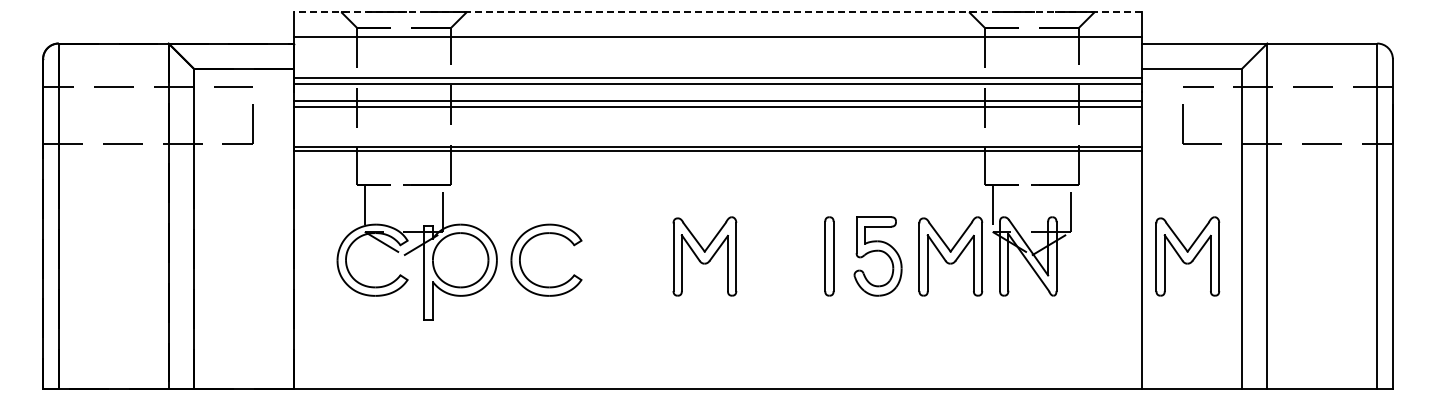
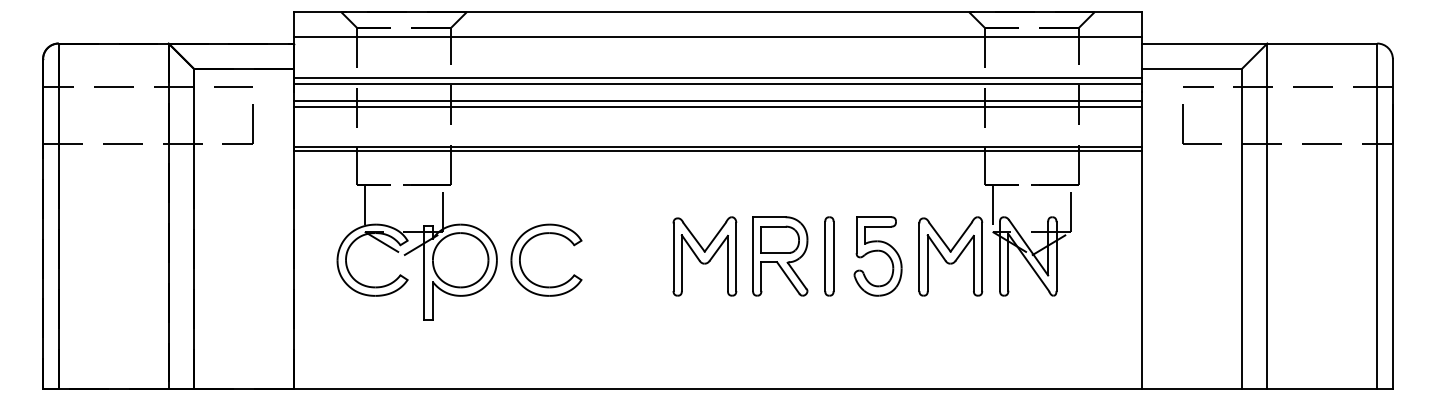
line: dashed -> solid (717, 12)
part: none -> present (780, 256)
part: present -> none (1187, 256)
